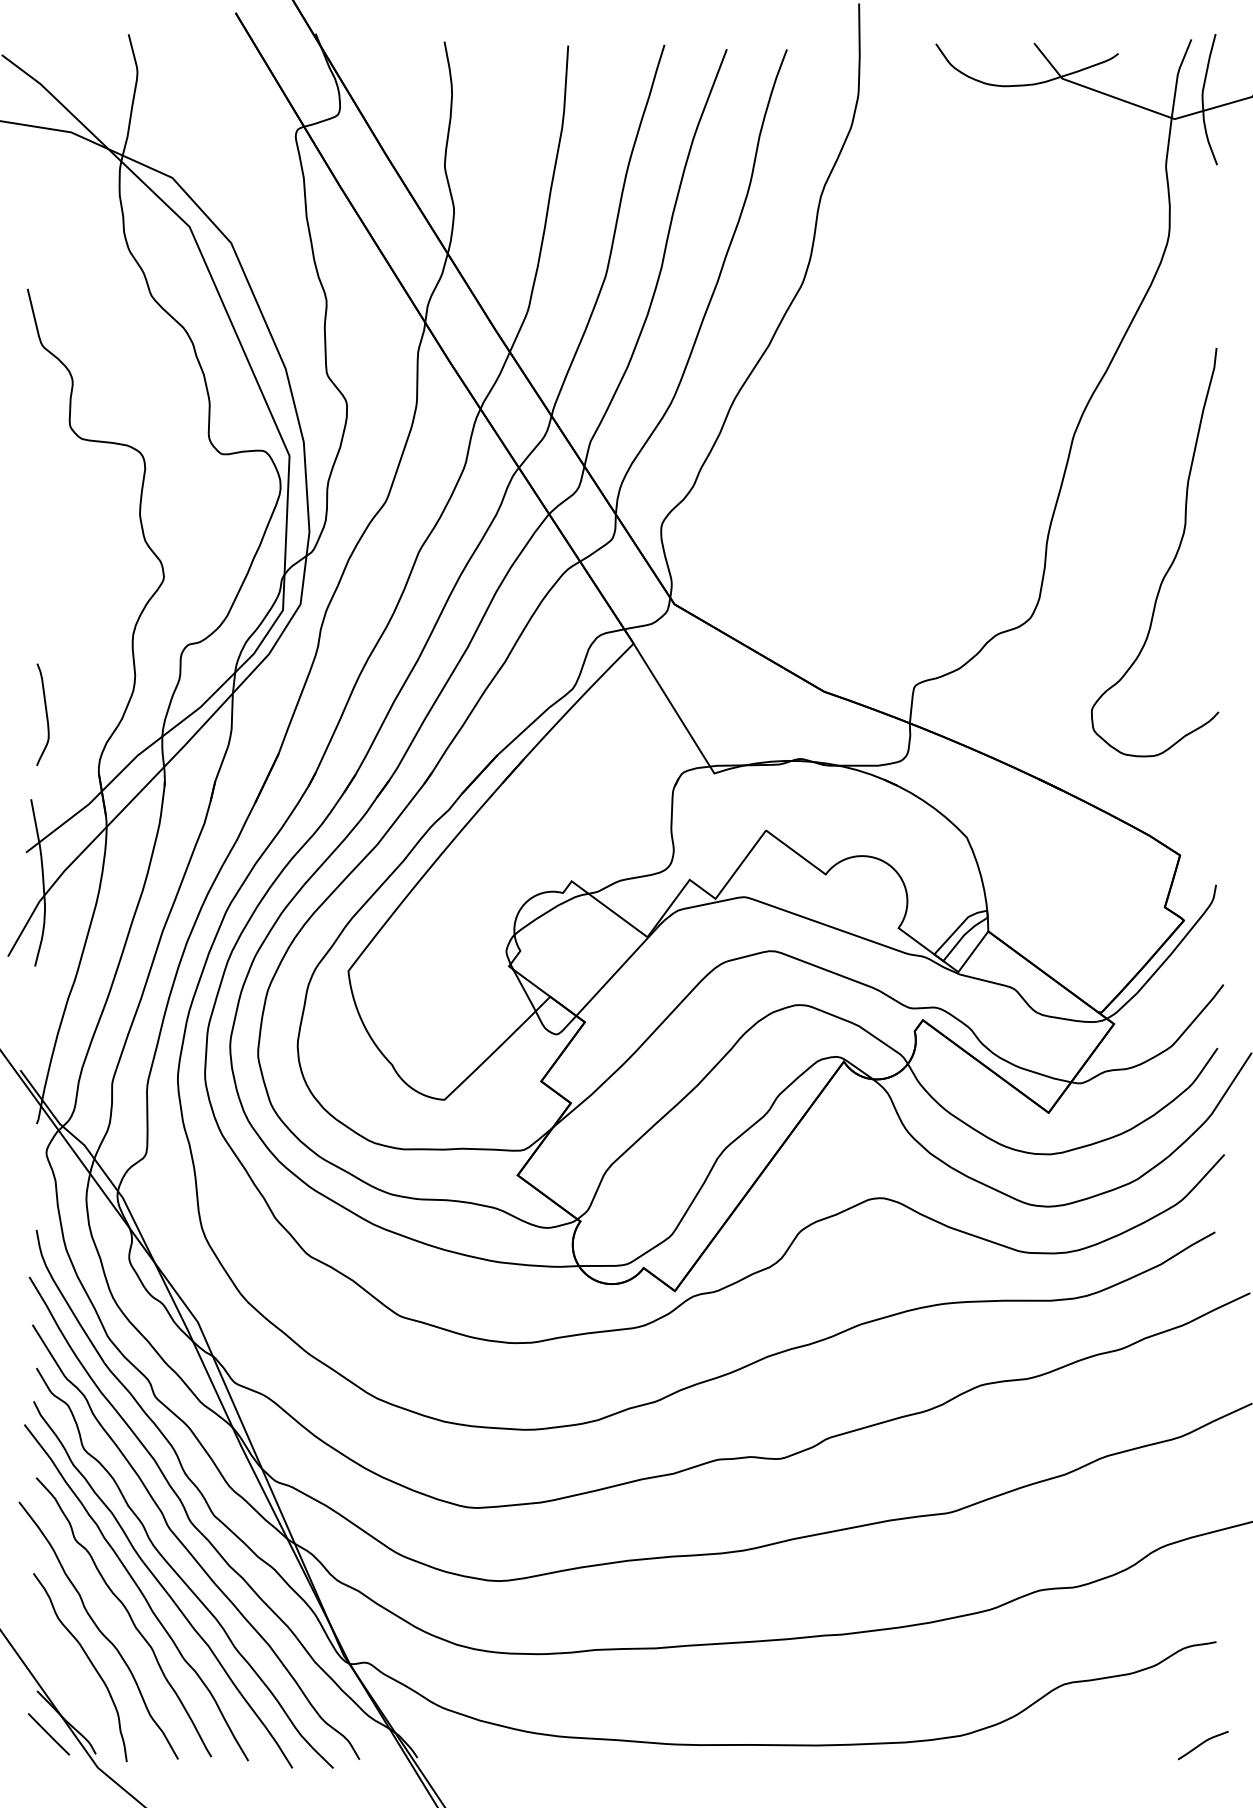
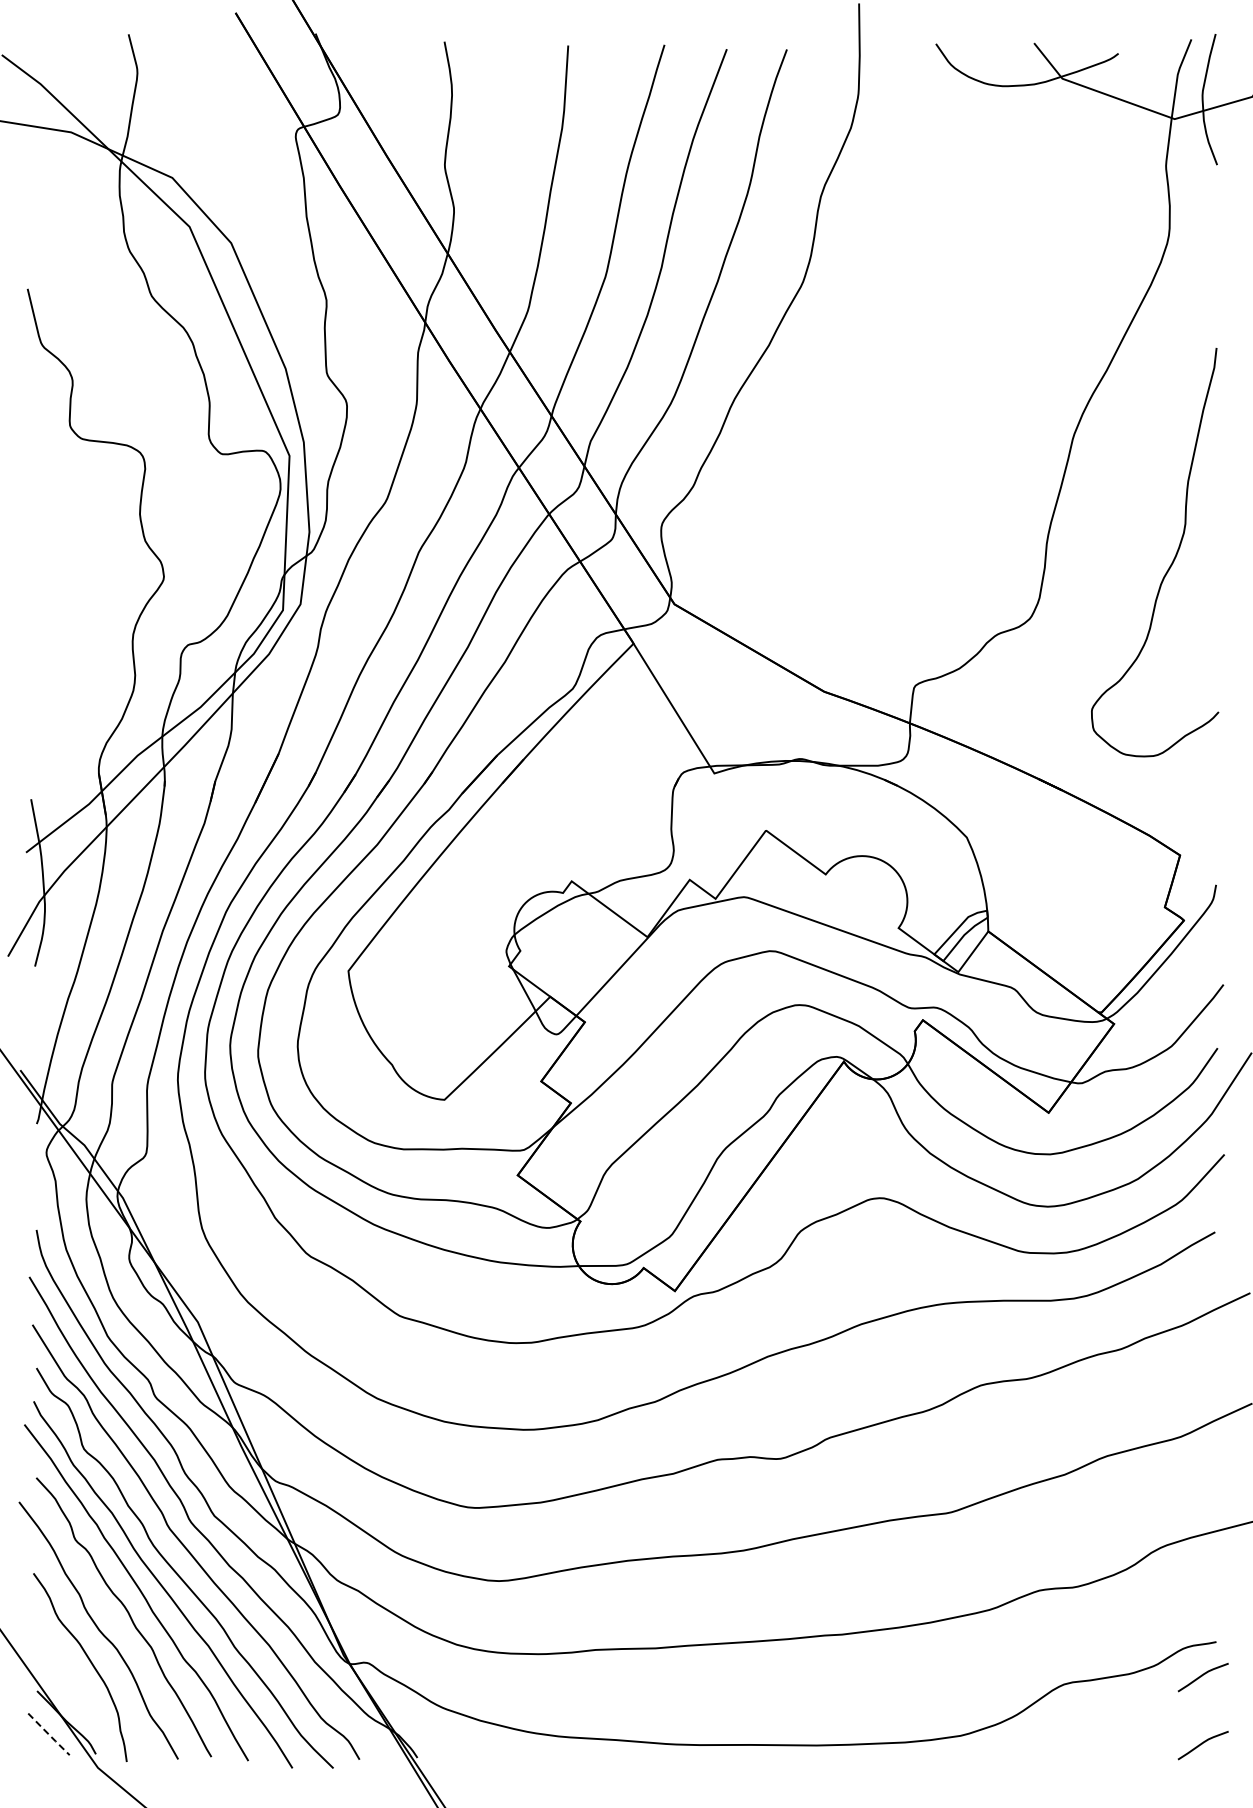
curve: present -> none (45, 713)
curve: none -> present (1202, 1676)
line: solid -> dashed (48, 1734)
